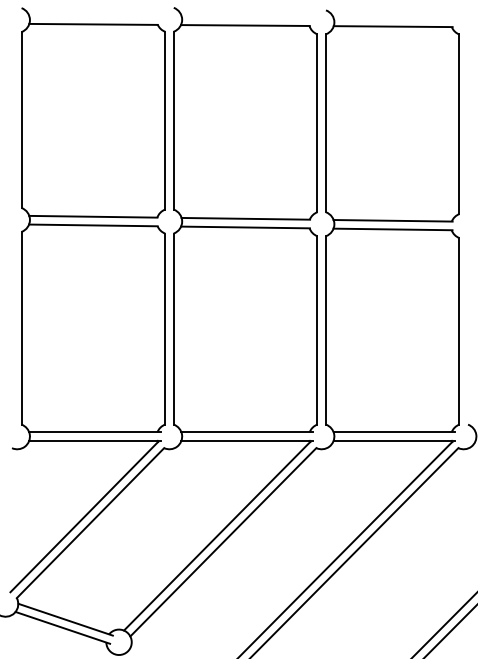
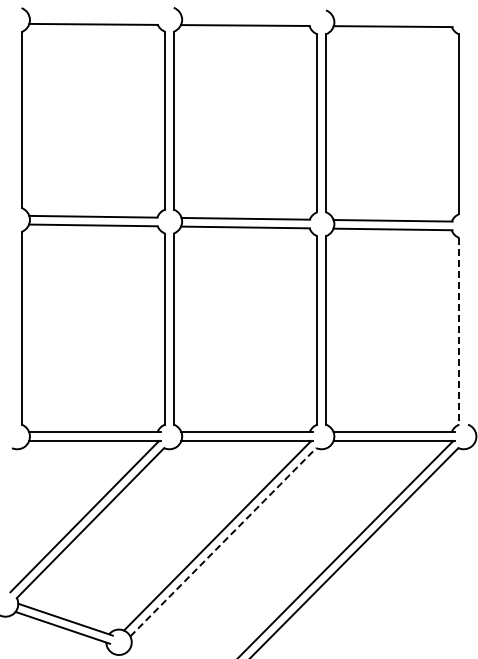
line: solid -> dashed (459, 331)
line: solid -> dashed (223, 541)
line: present -> none (444, 625)
line: present -> none (450, 631)
